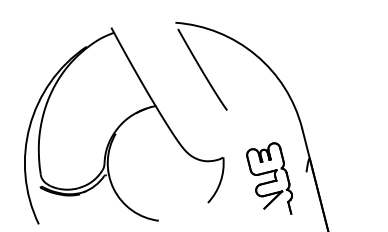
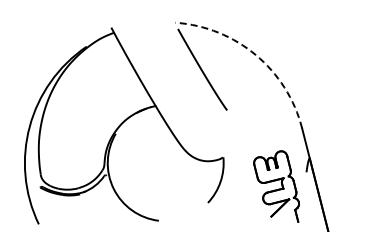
arc: solid -> dashed (255, 55)
part position: (269, 178) -> (276, 186) (276, 186)
